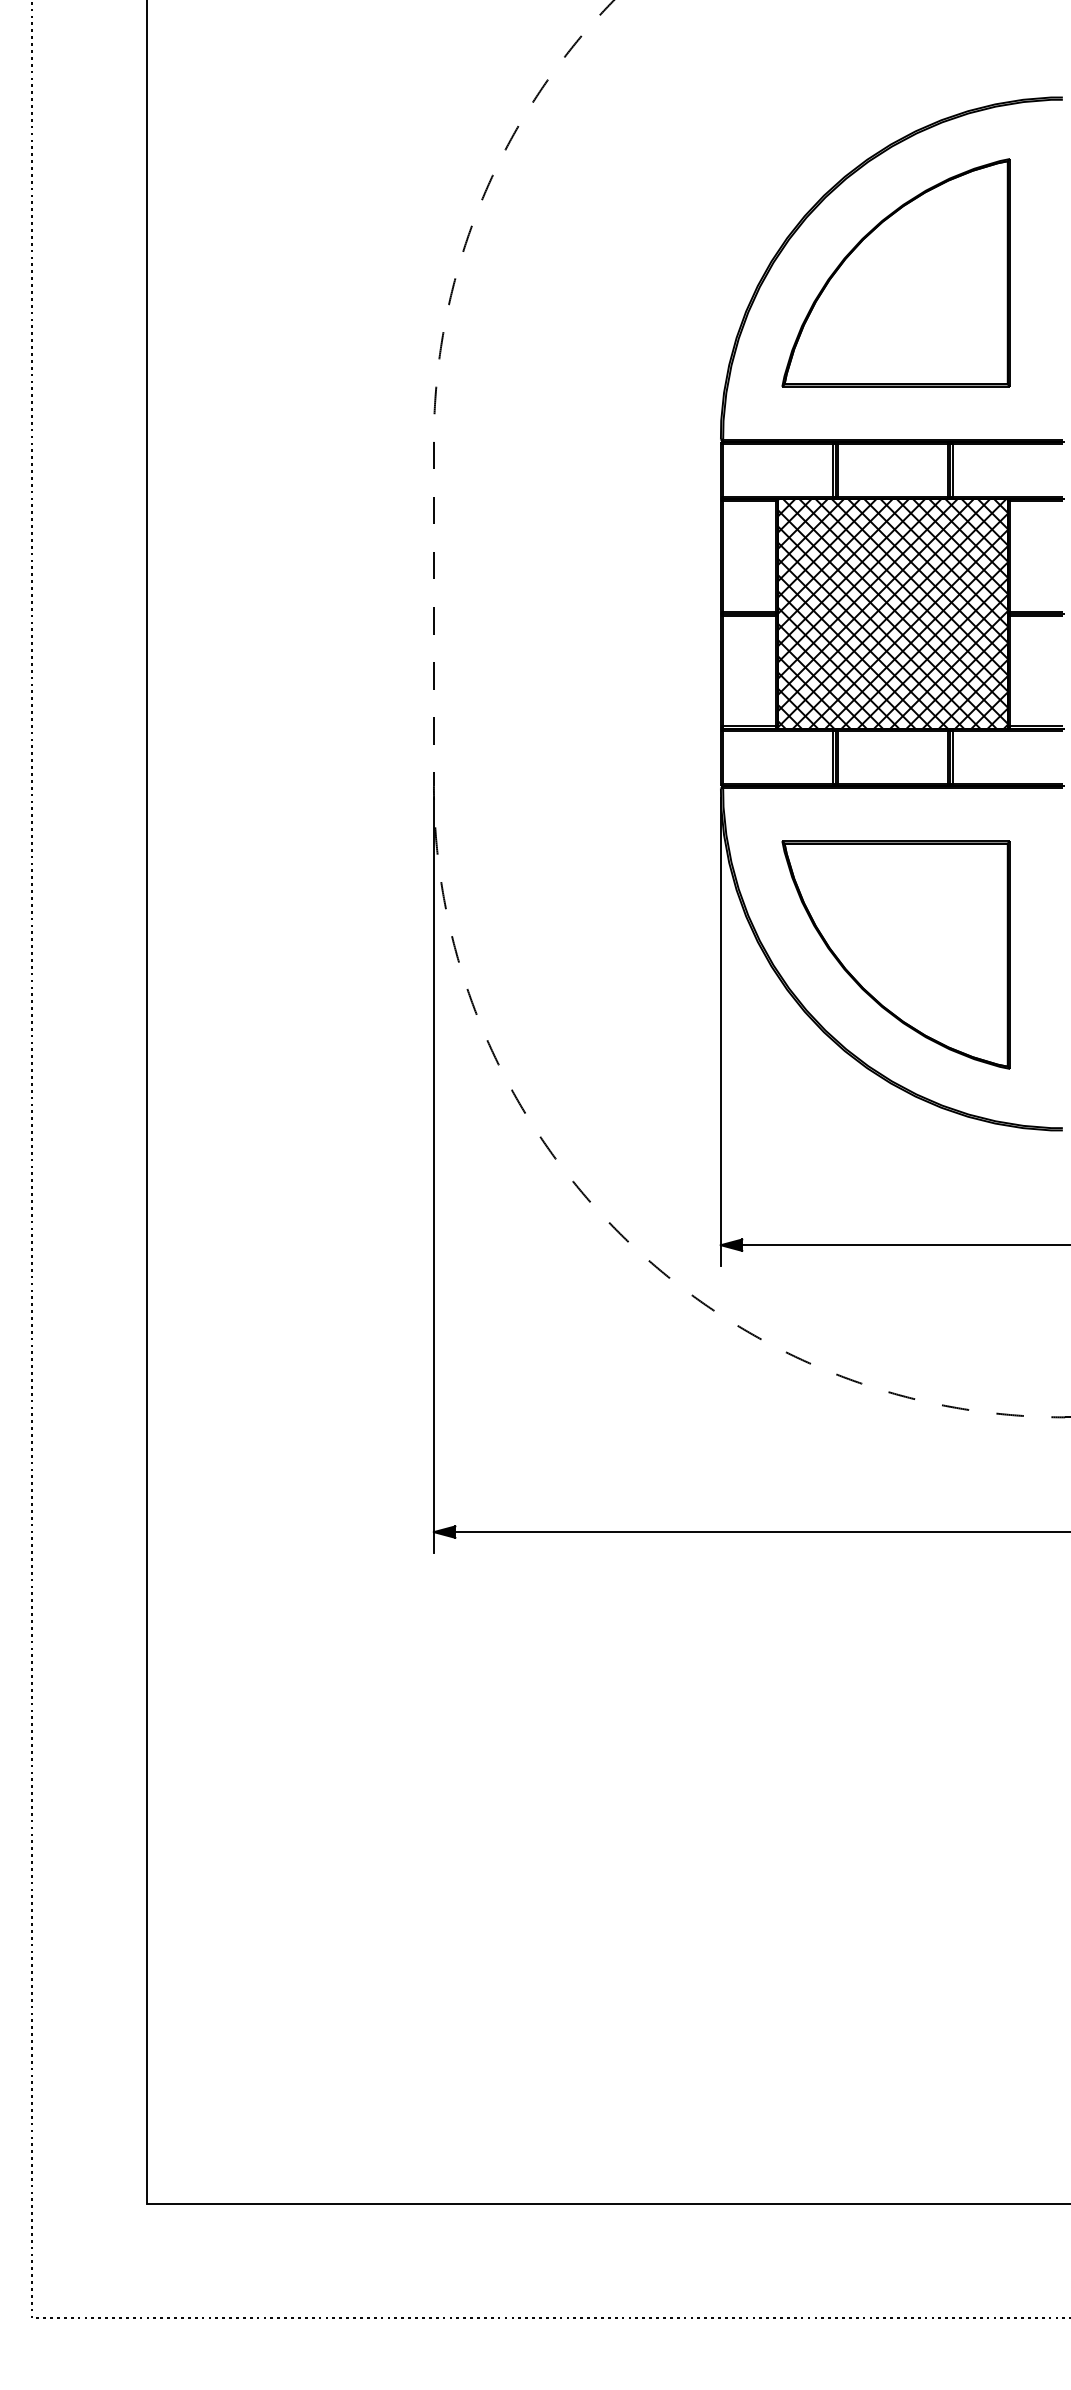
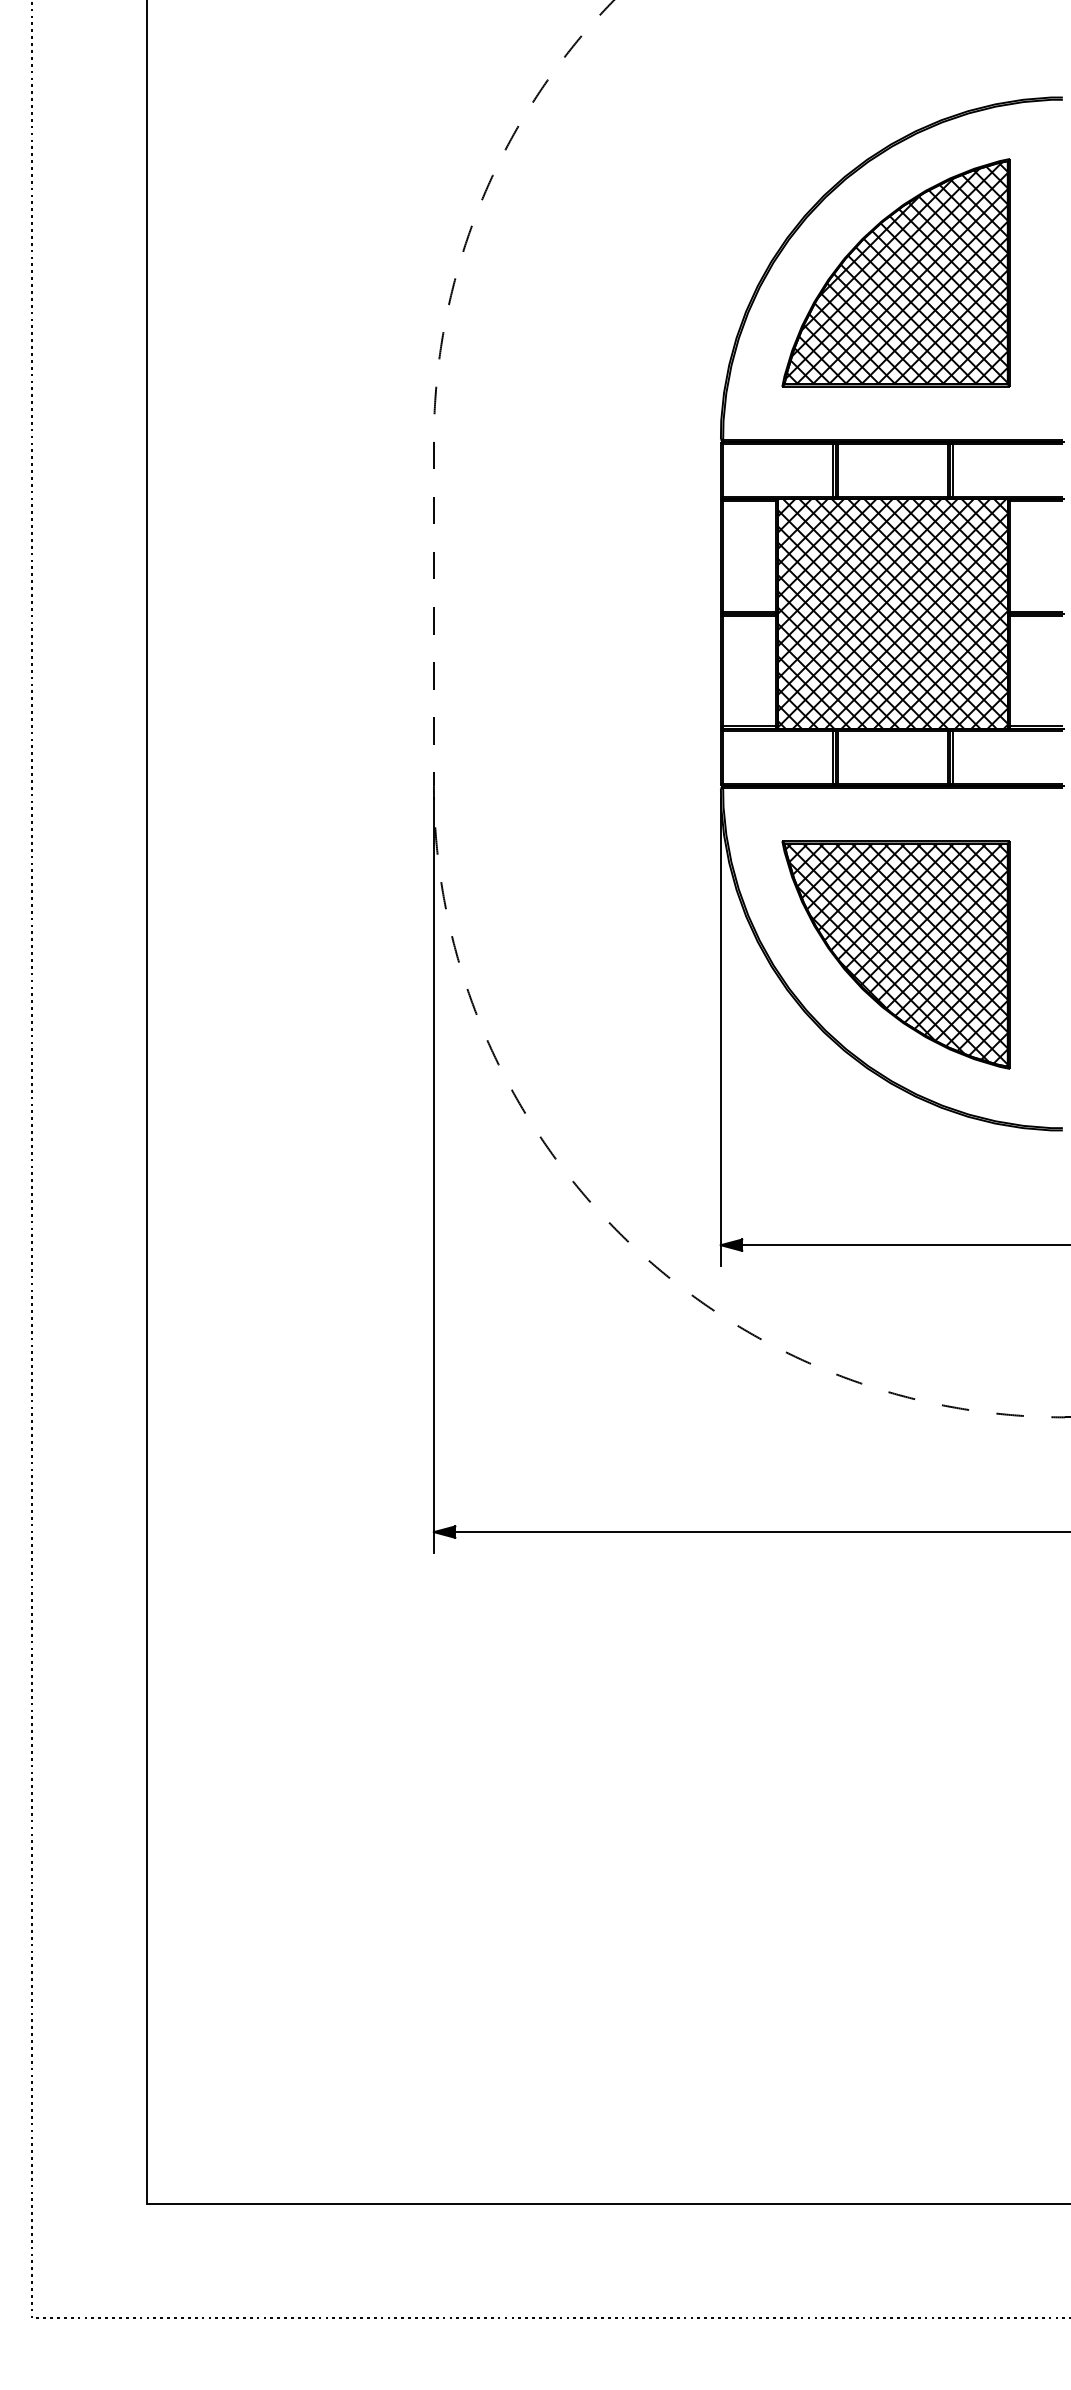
hatch: none -> present (896, 273)
hatch: none -> present (896, 954)
